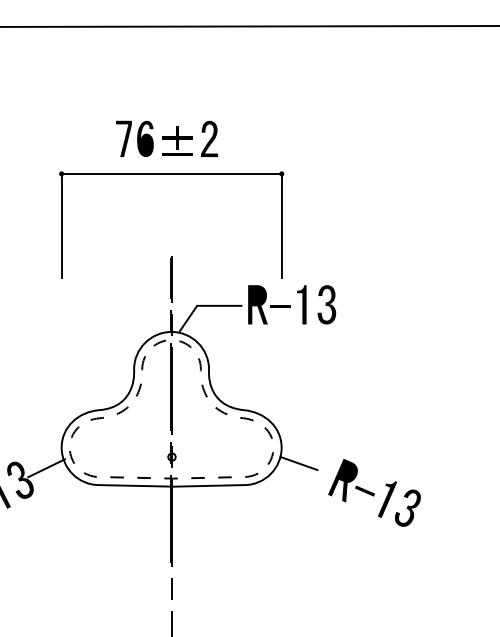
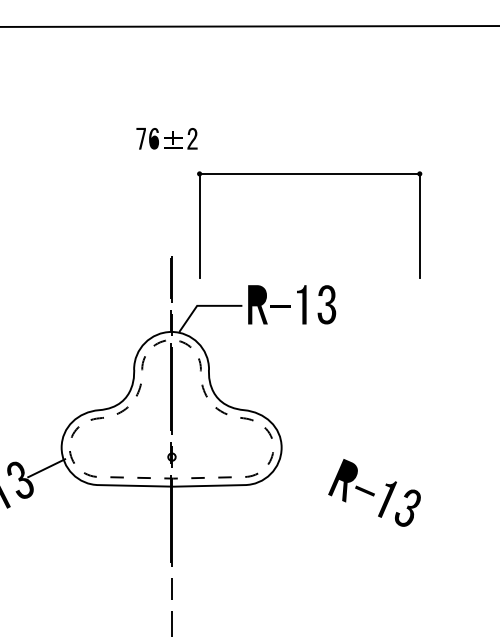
part size: 102x37 px -> 62x22 px (166, 138)
part position: (171, 174) -> (309, 174) (309, 174)
line: present -> none (298, 463)
